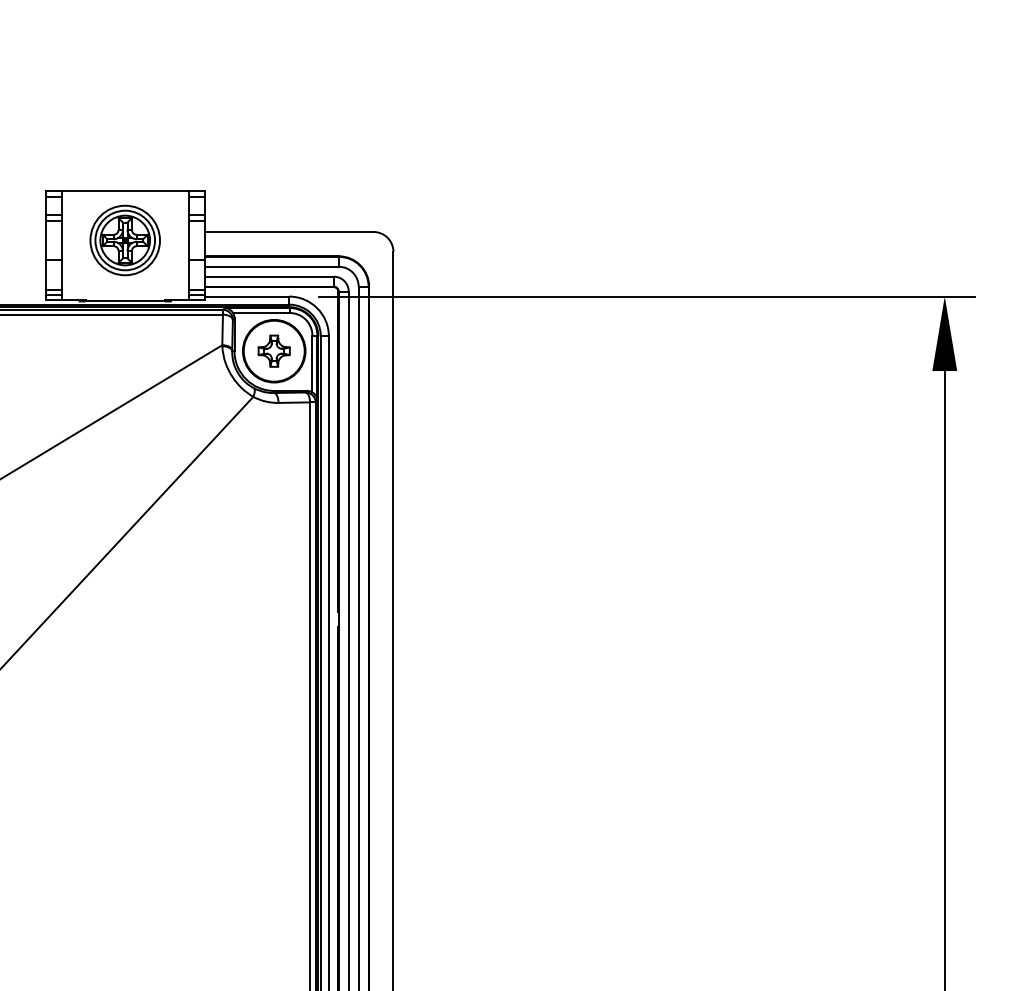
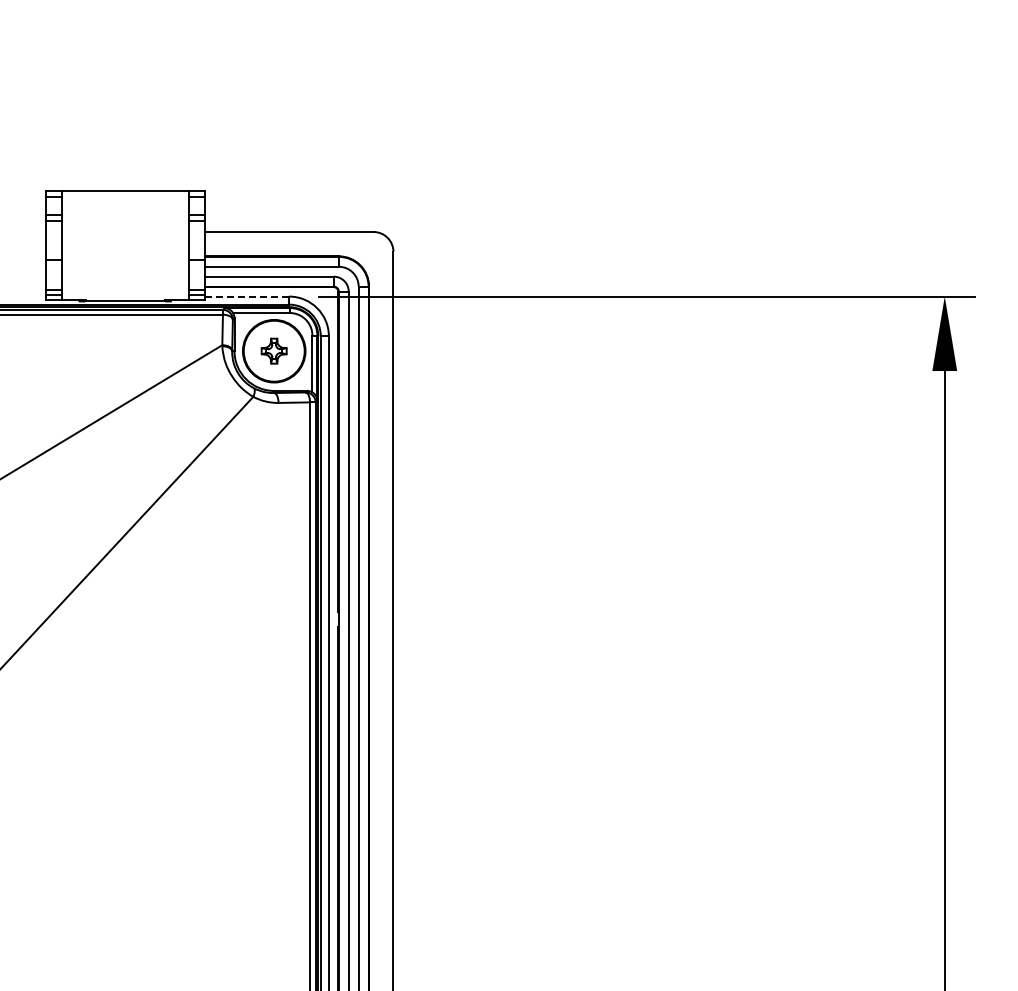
part: present -> none (124, 240)
line: solid -> dashed (247, 296)
part size: 34x34 px -> 28x28 px (273, 350)
